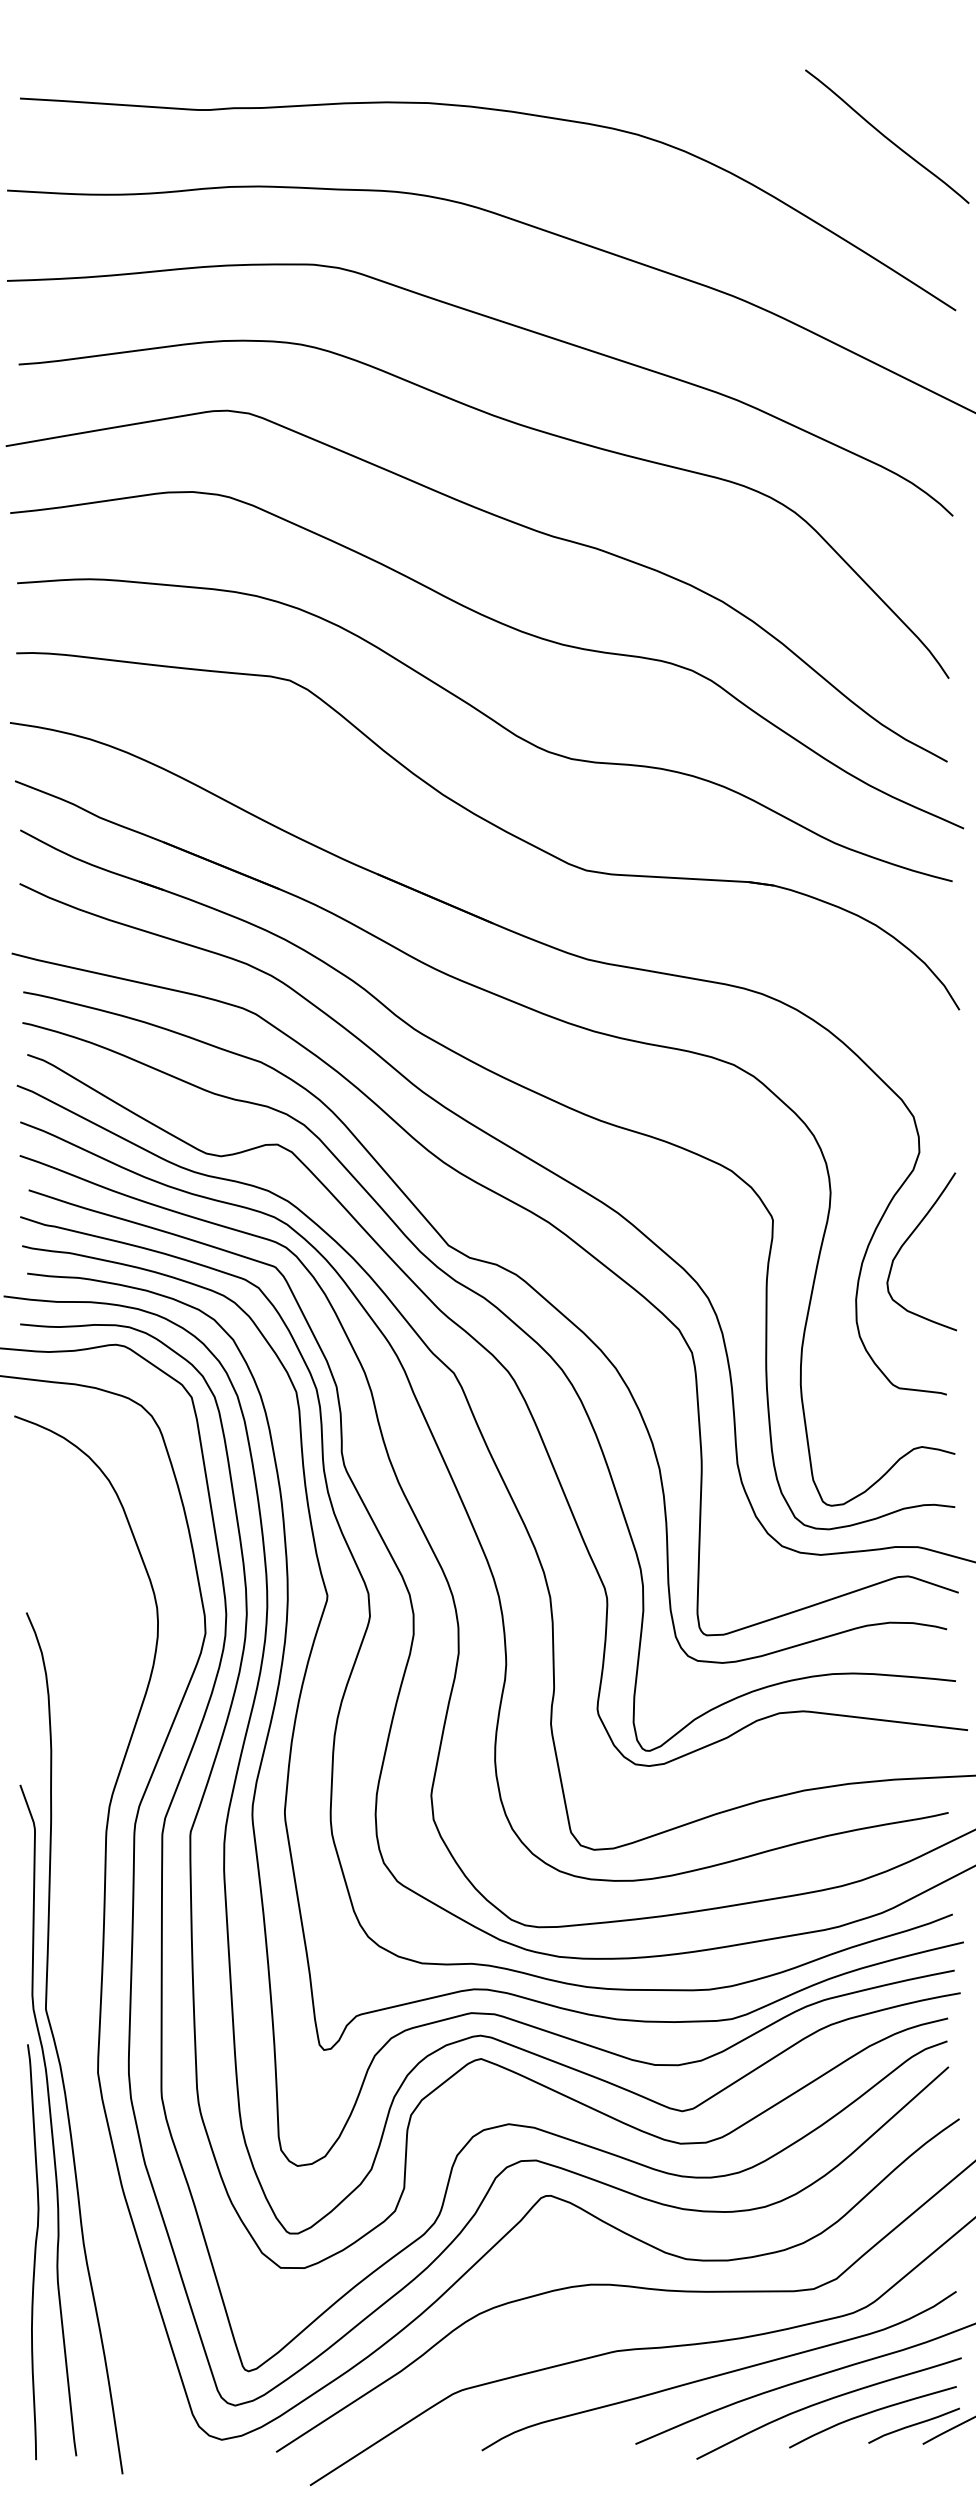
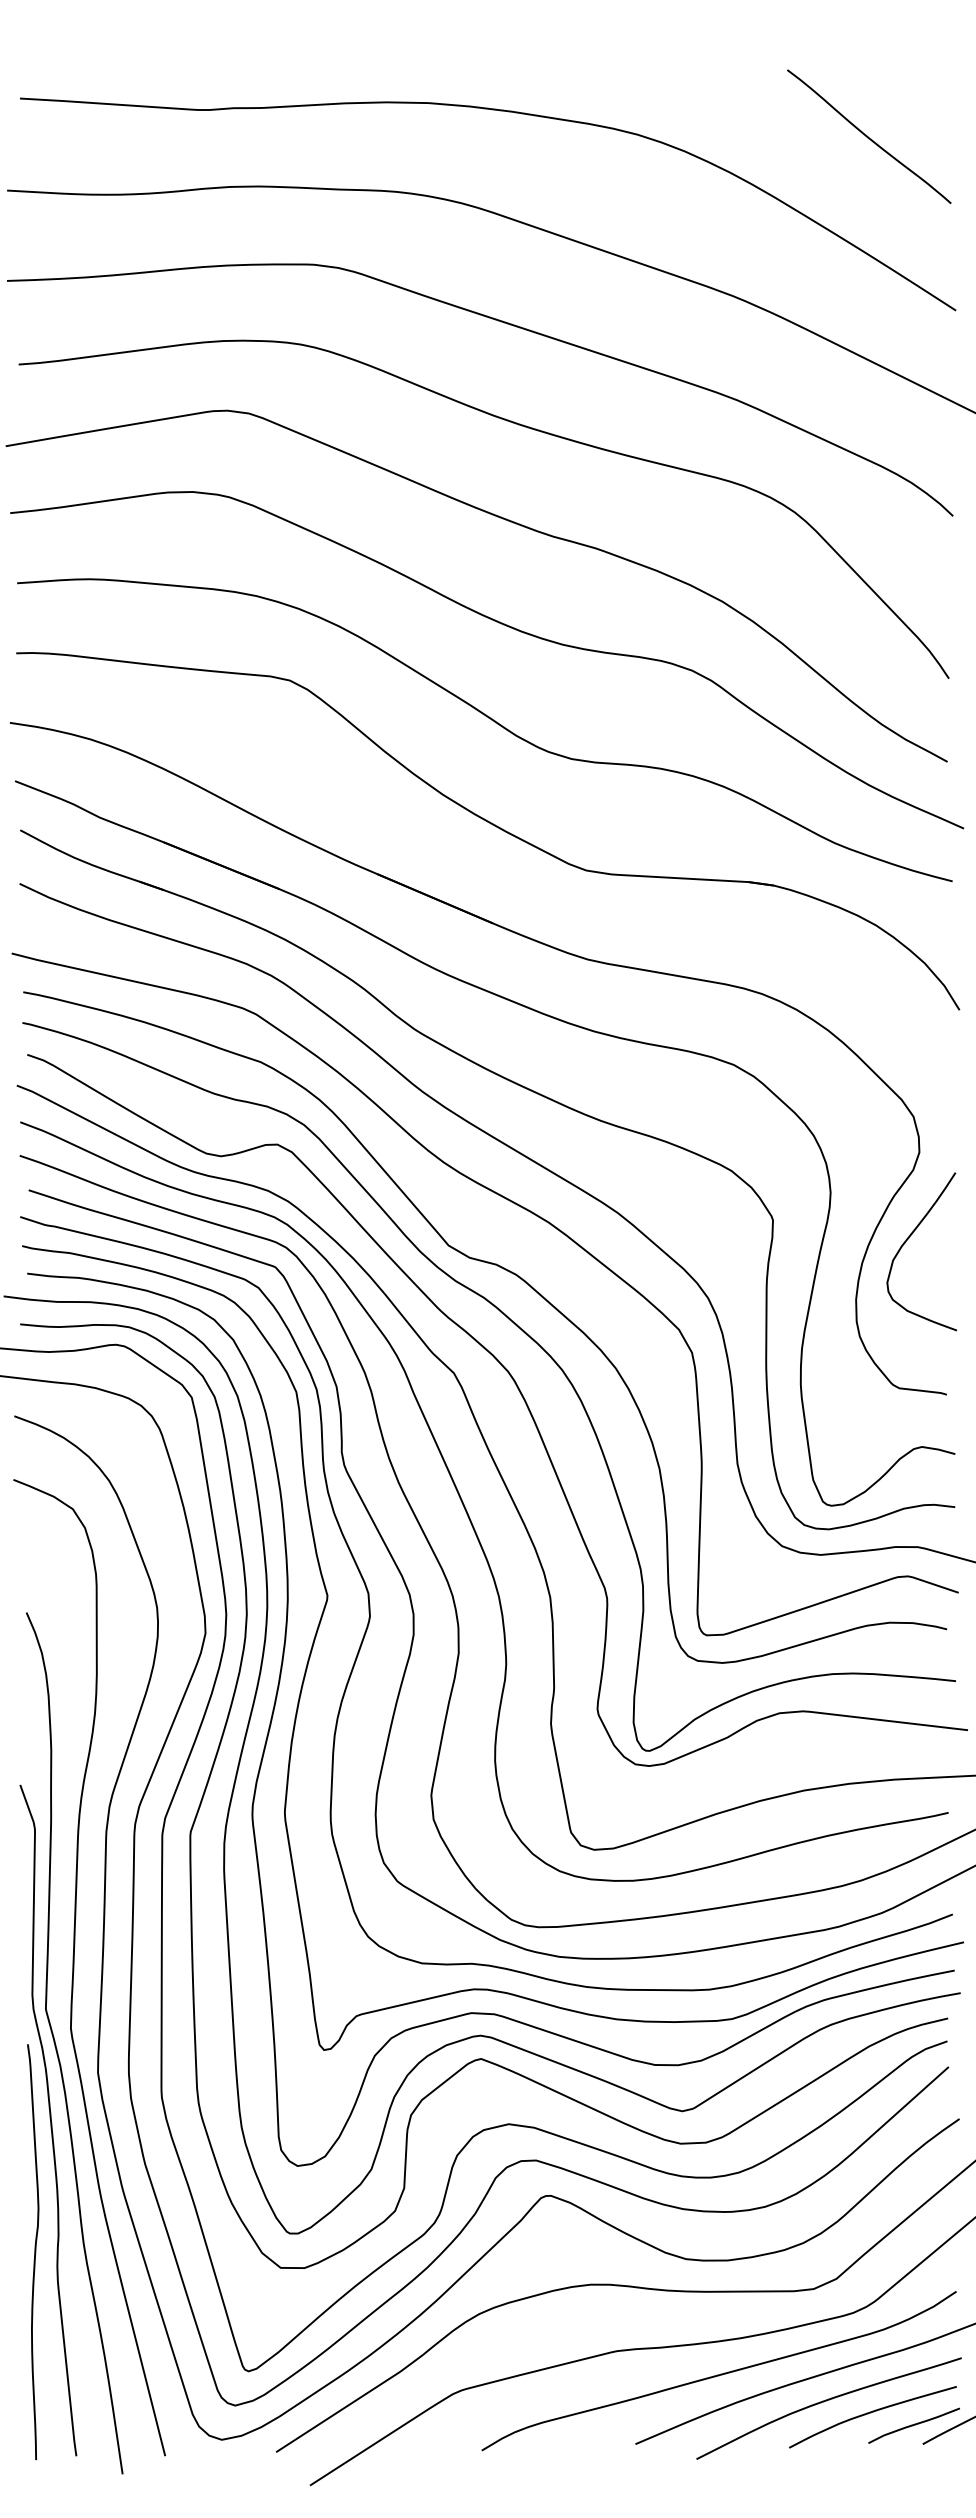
curve position: (886, 136) -> (868, 136) (868, 136)
curve: none -> present (74, 1967)
